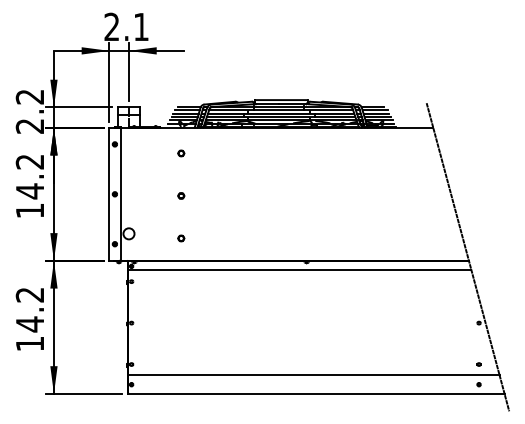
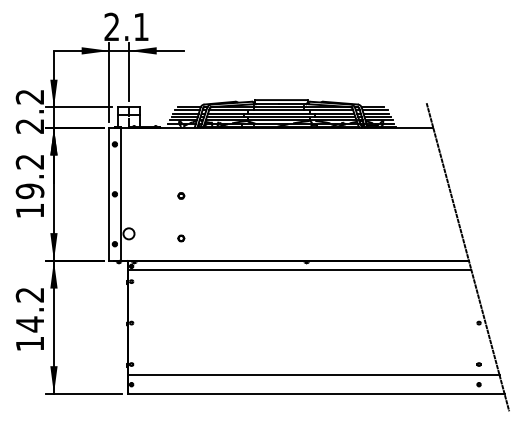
part: present -> none (181, 153)
text: 14.2 -> 19.2 (29, 191)
